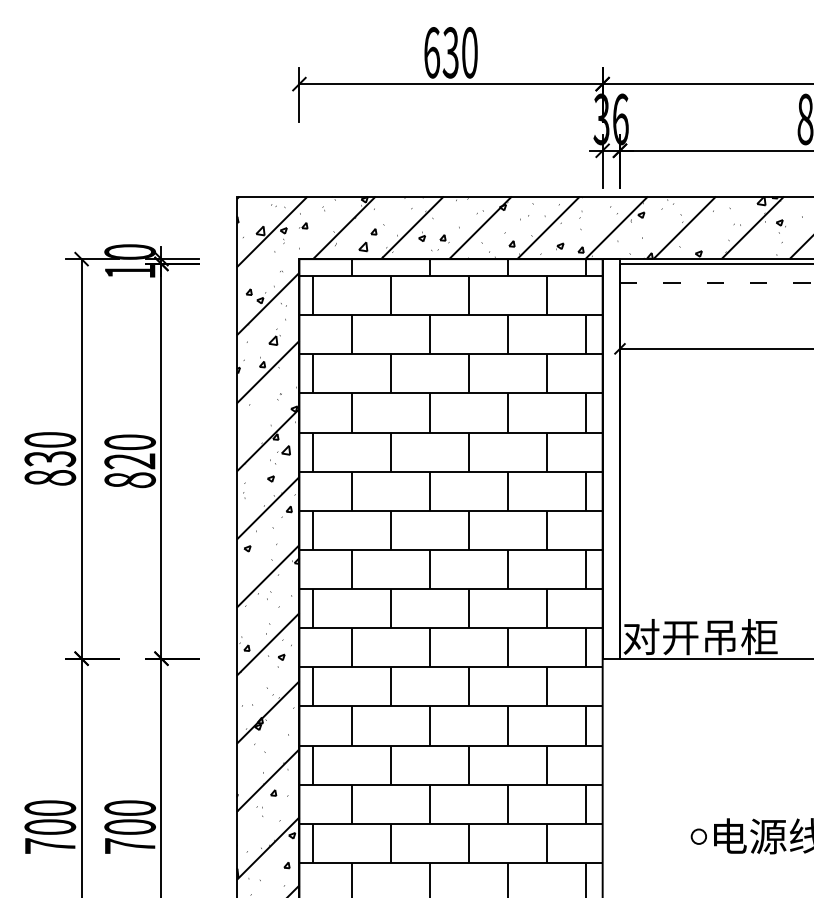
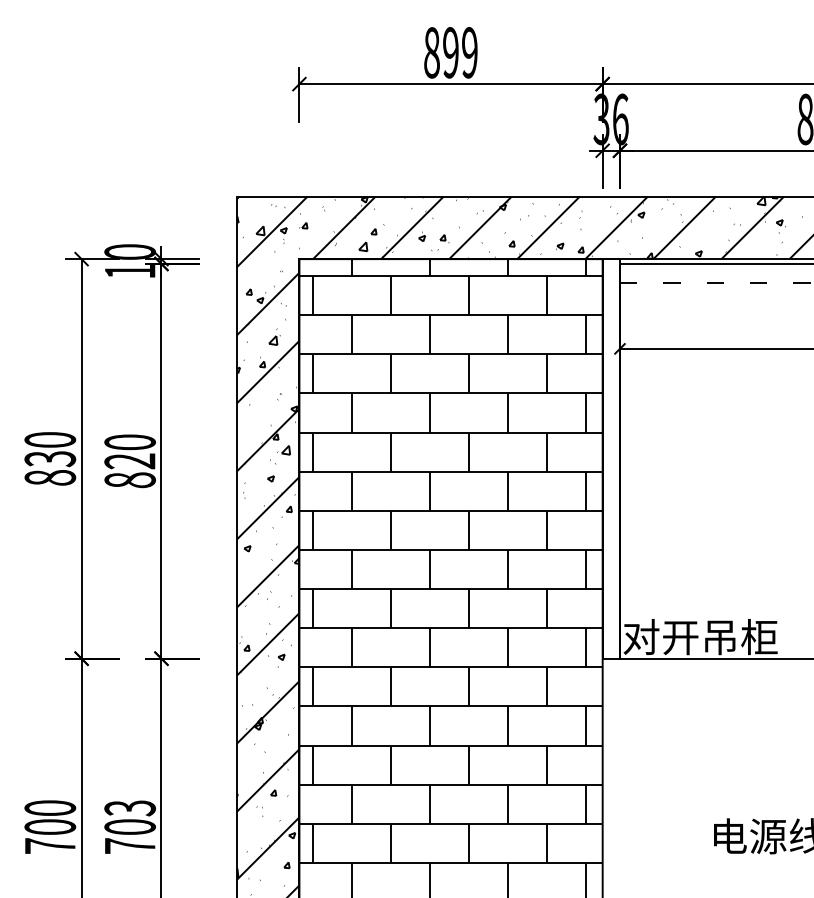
text: 630 -> 899 (450, 52)
text: 700 -> 703 (129, 808)
circle: present -> none (698, 836)
